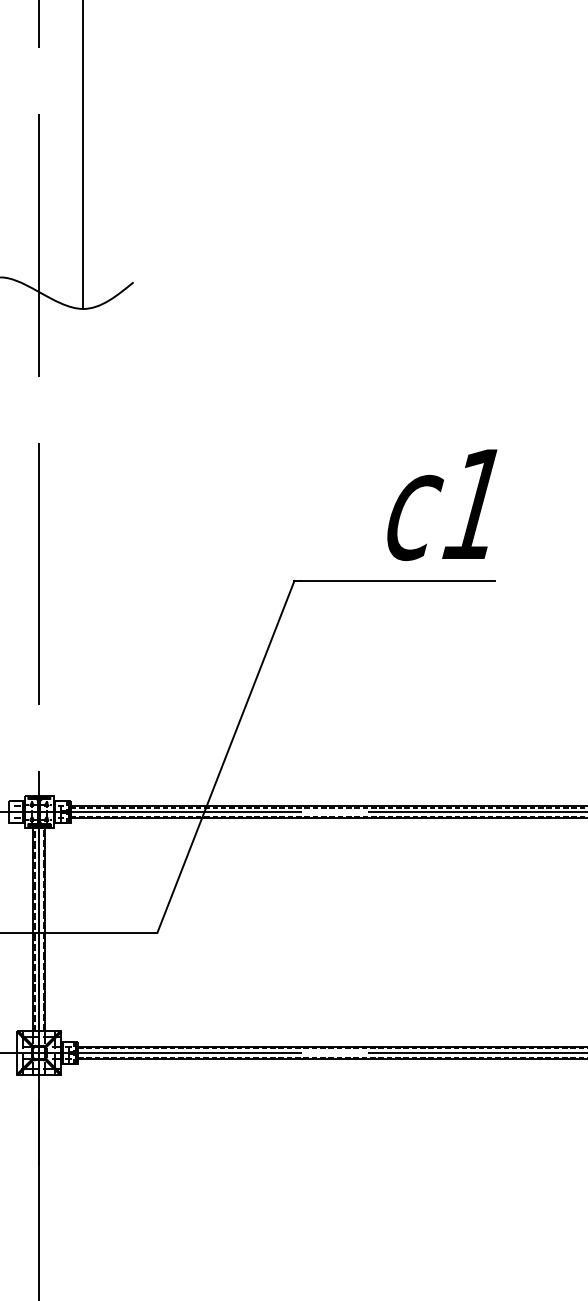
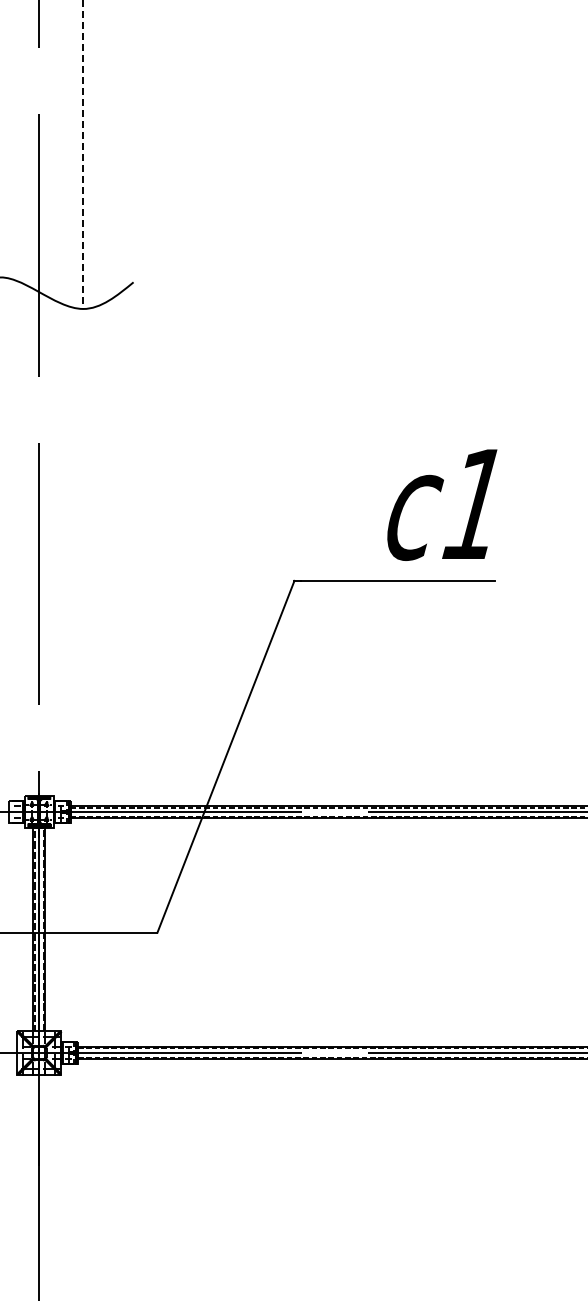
line: solid -> dashed (83, 155)
